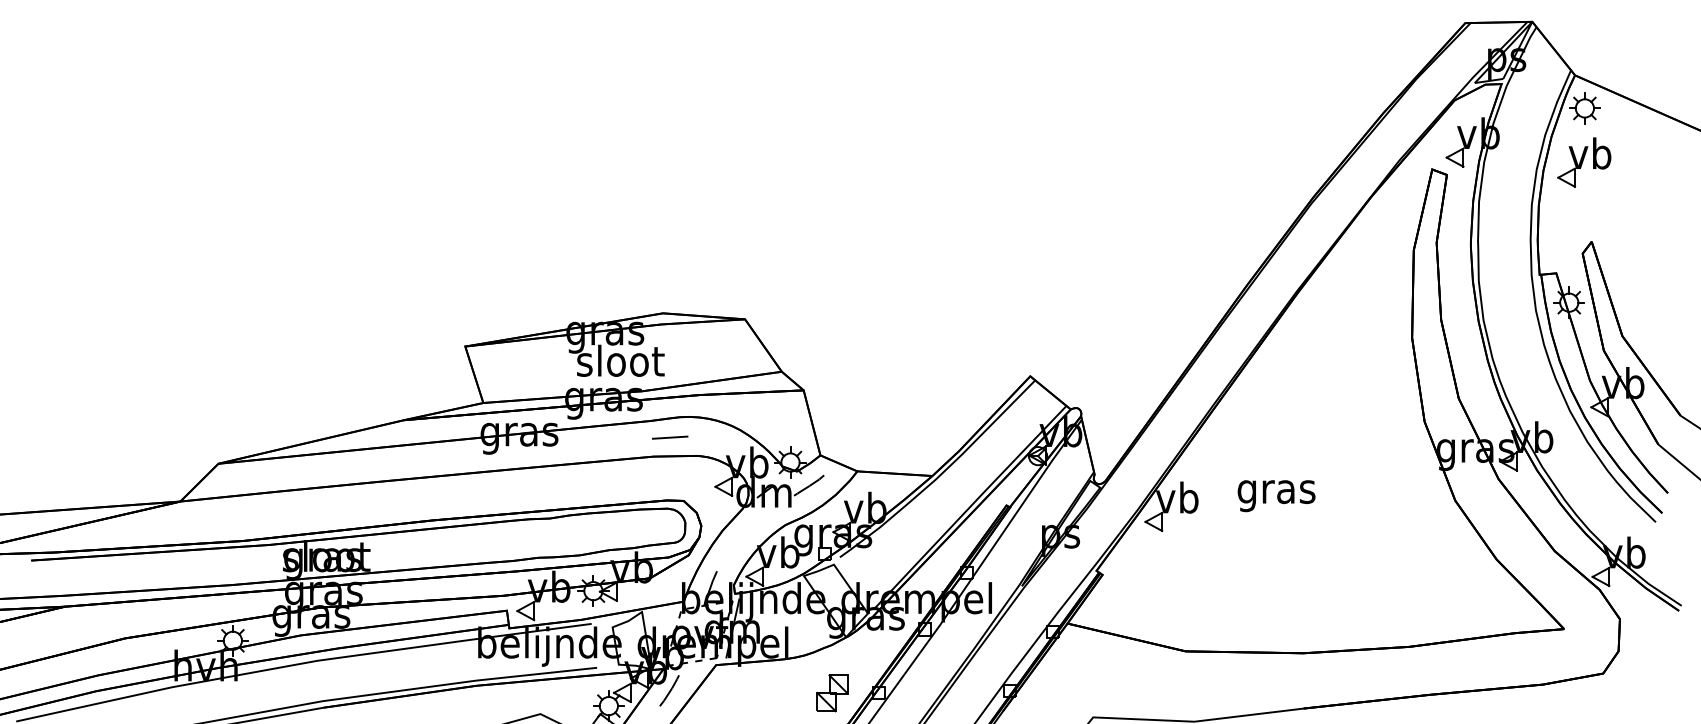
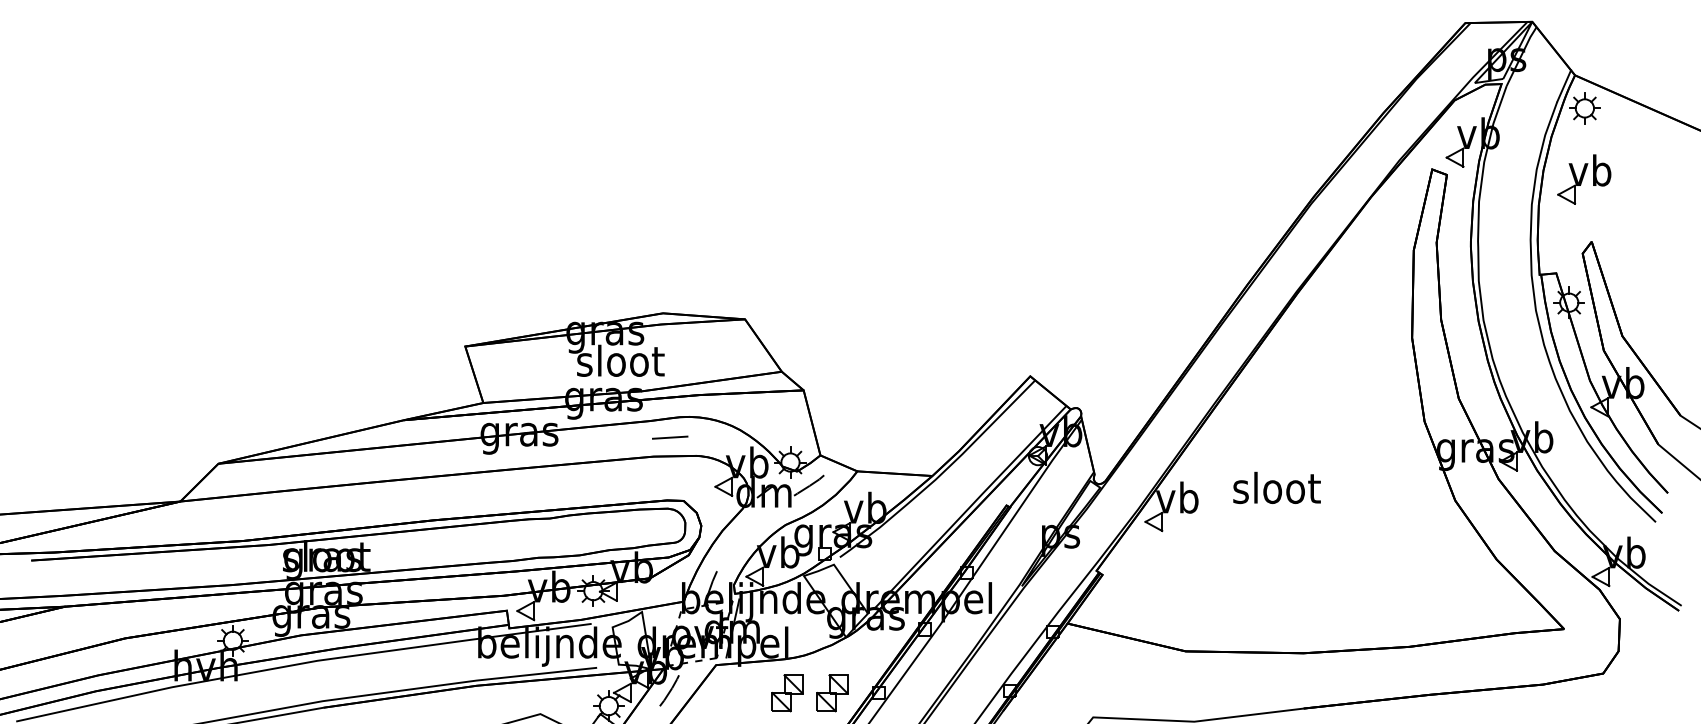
part position: (1584, 162) -> (1584, 179) (1584, 179)
text: gras -> sloot (1276, 491)
part: none -> present (787, 693)
